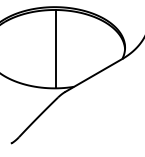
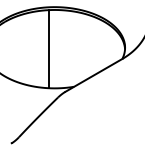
line position: (55, 48) -> (48, 48) (48, 48)
